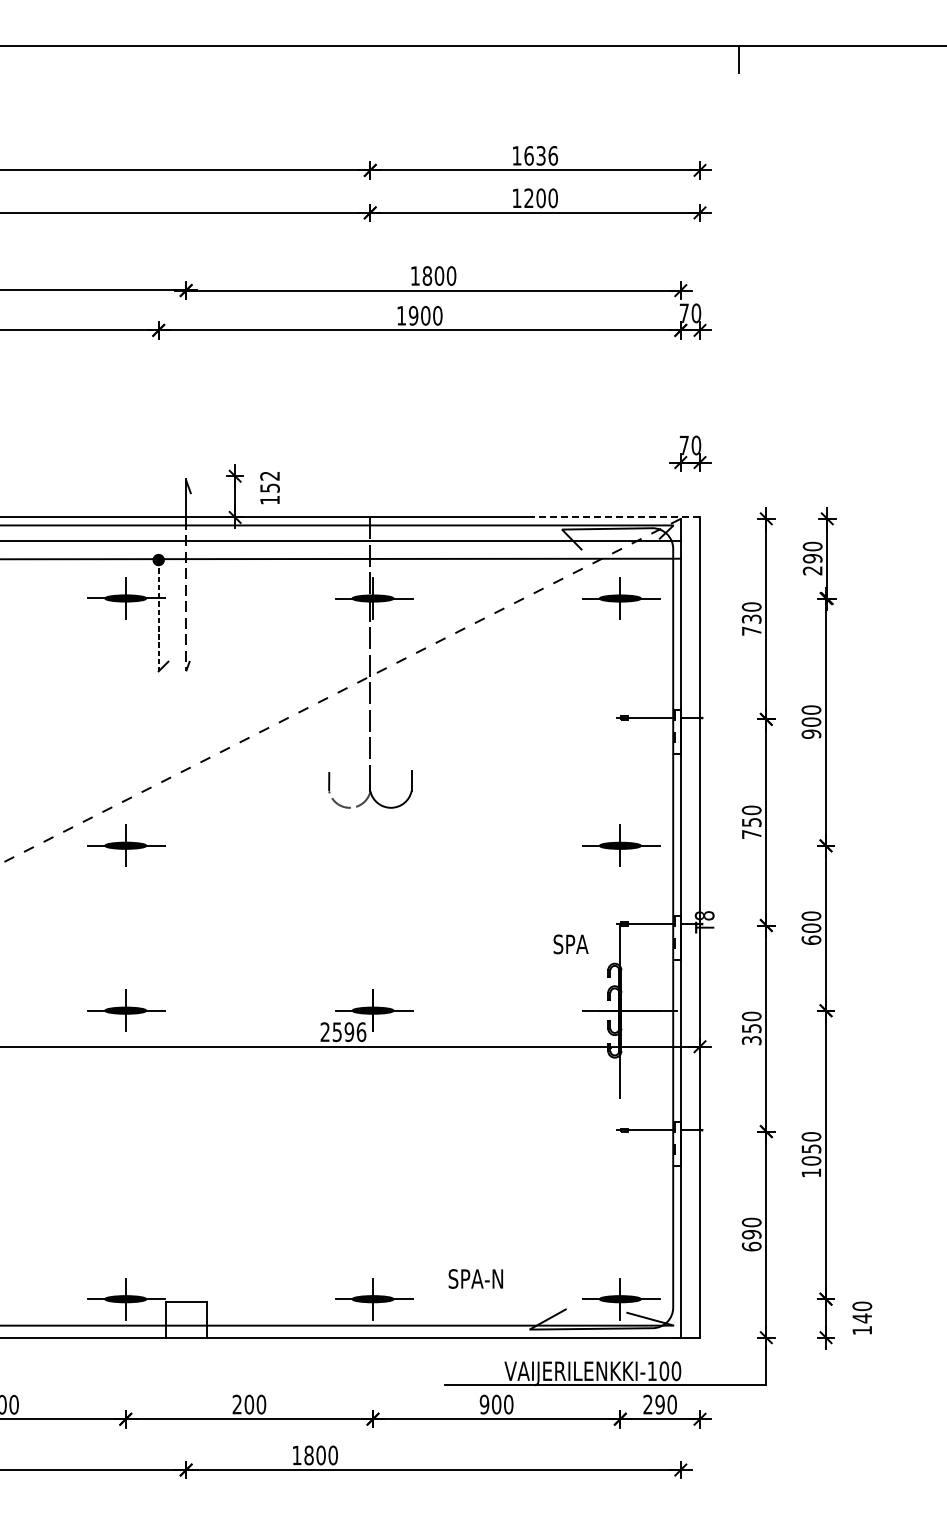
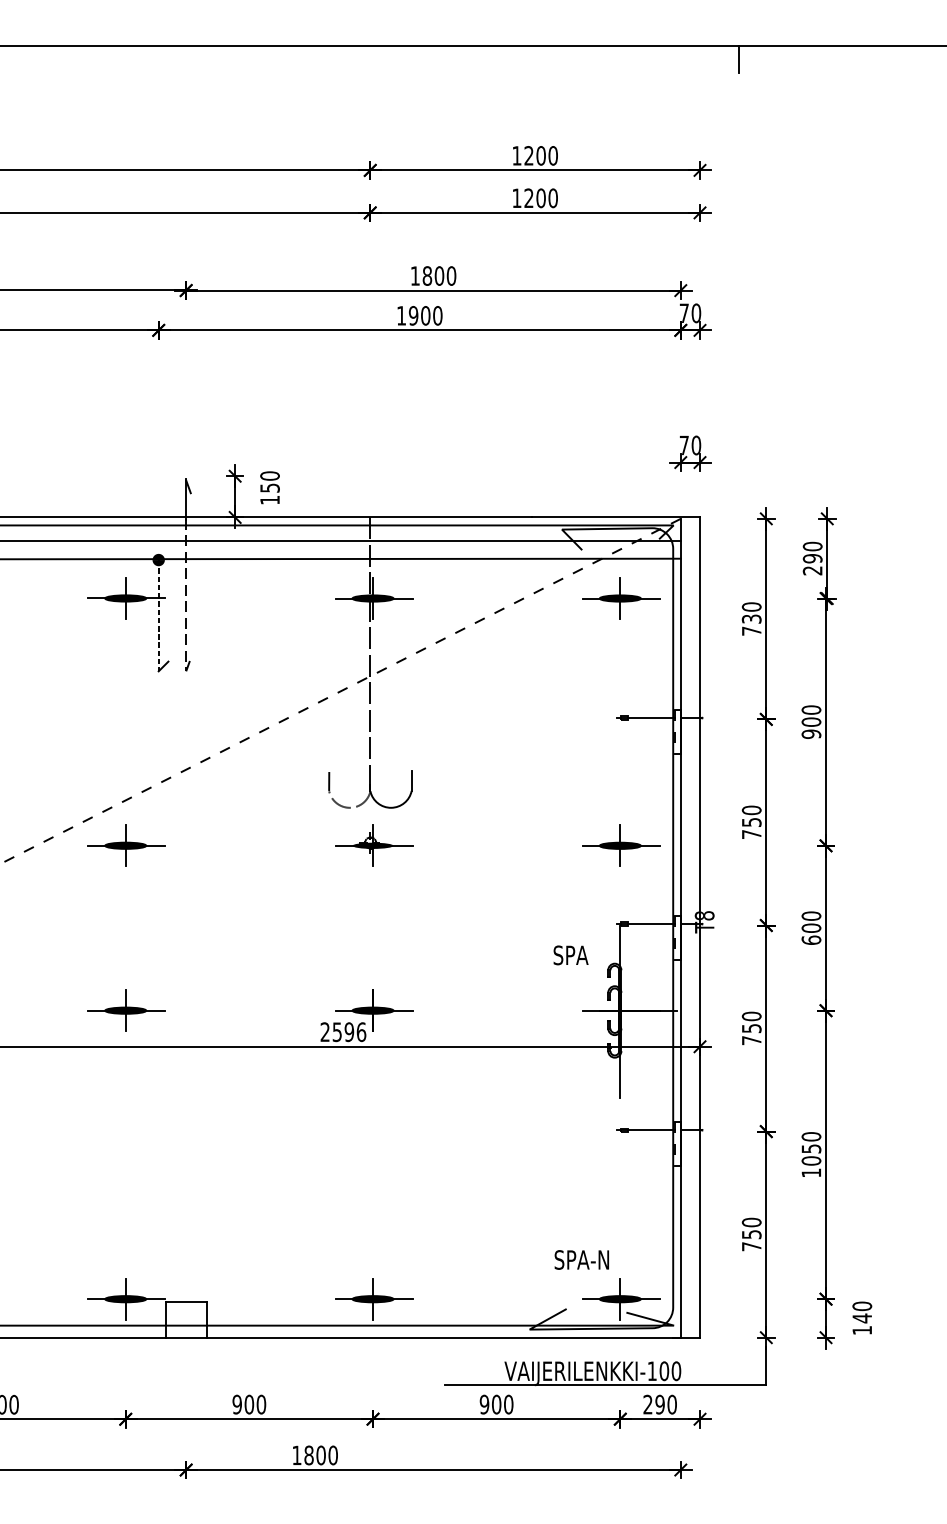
text: 1636 -> 1200 (541, 155)
text: 152 -> 150 (269, 475)
line: dashed -> solid (615, 517)
part: none -> present (374, 845)
text position: (570, 944) -> (570, 955) (570, 955)
text: 350 -> 750 (751, 1040)
text: 690 -> 750 (751, 1240)
text position: (475, 1278) -> (581, 1259) (581, 1259)
text: 200 -> 900 (236, 1404)
